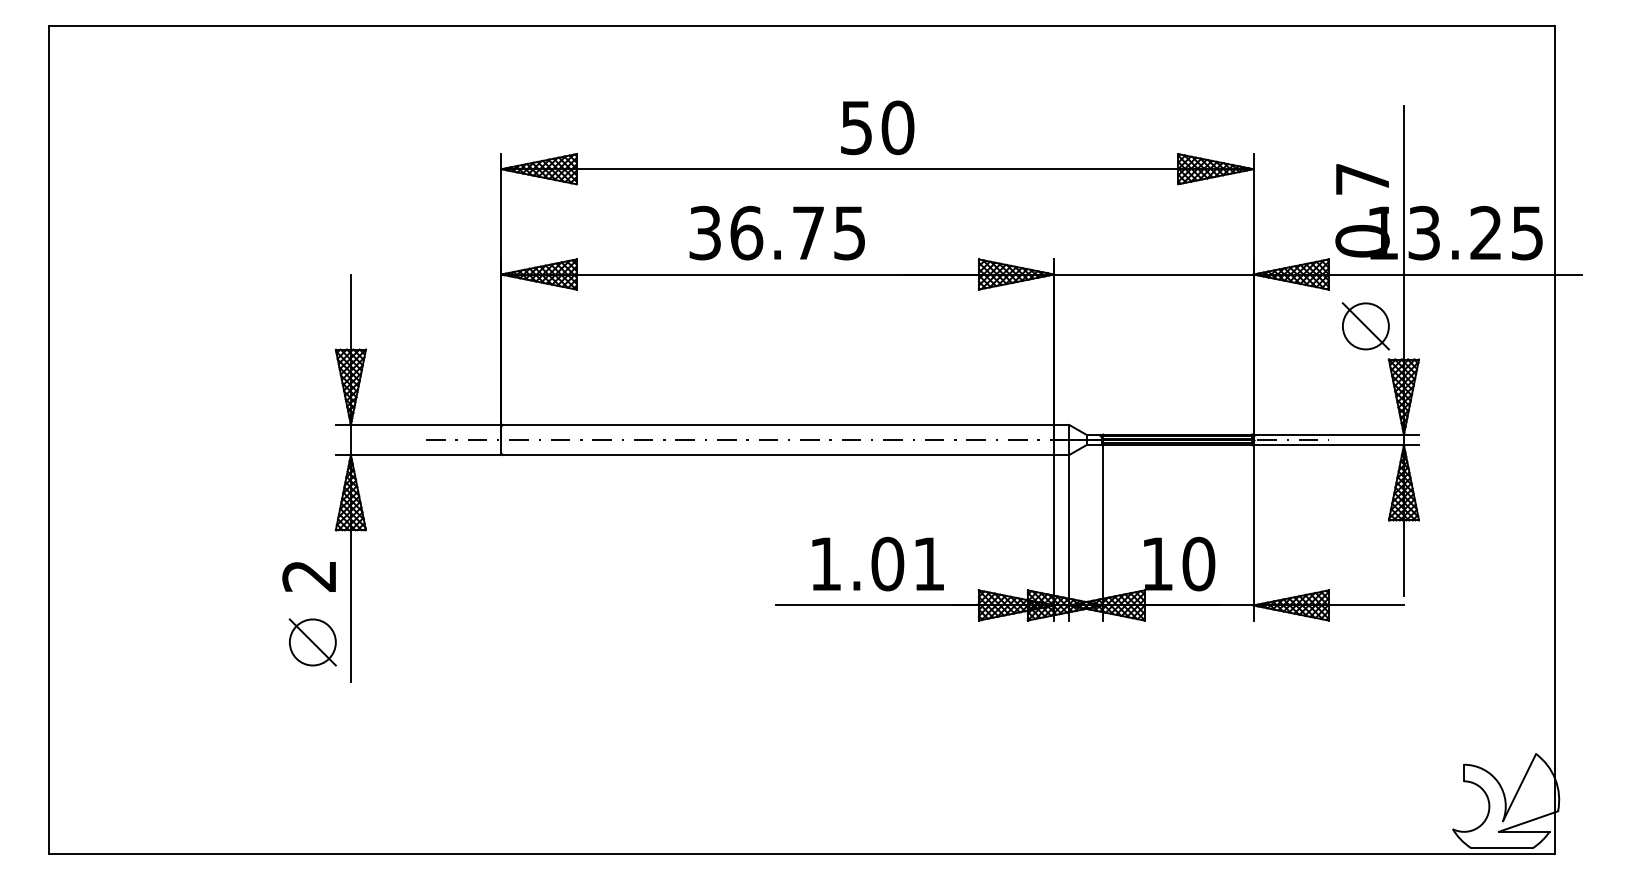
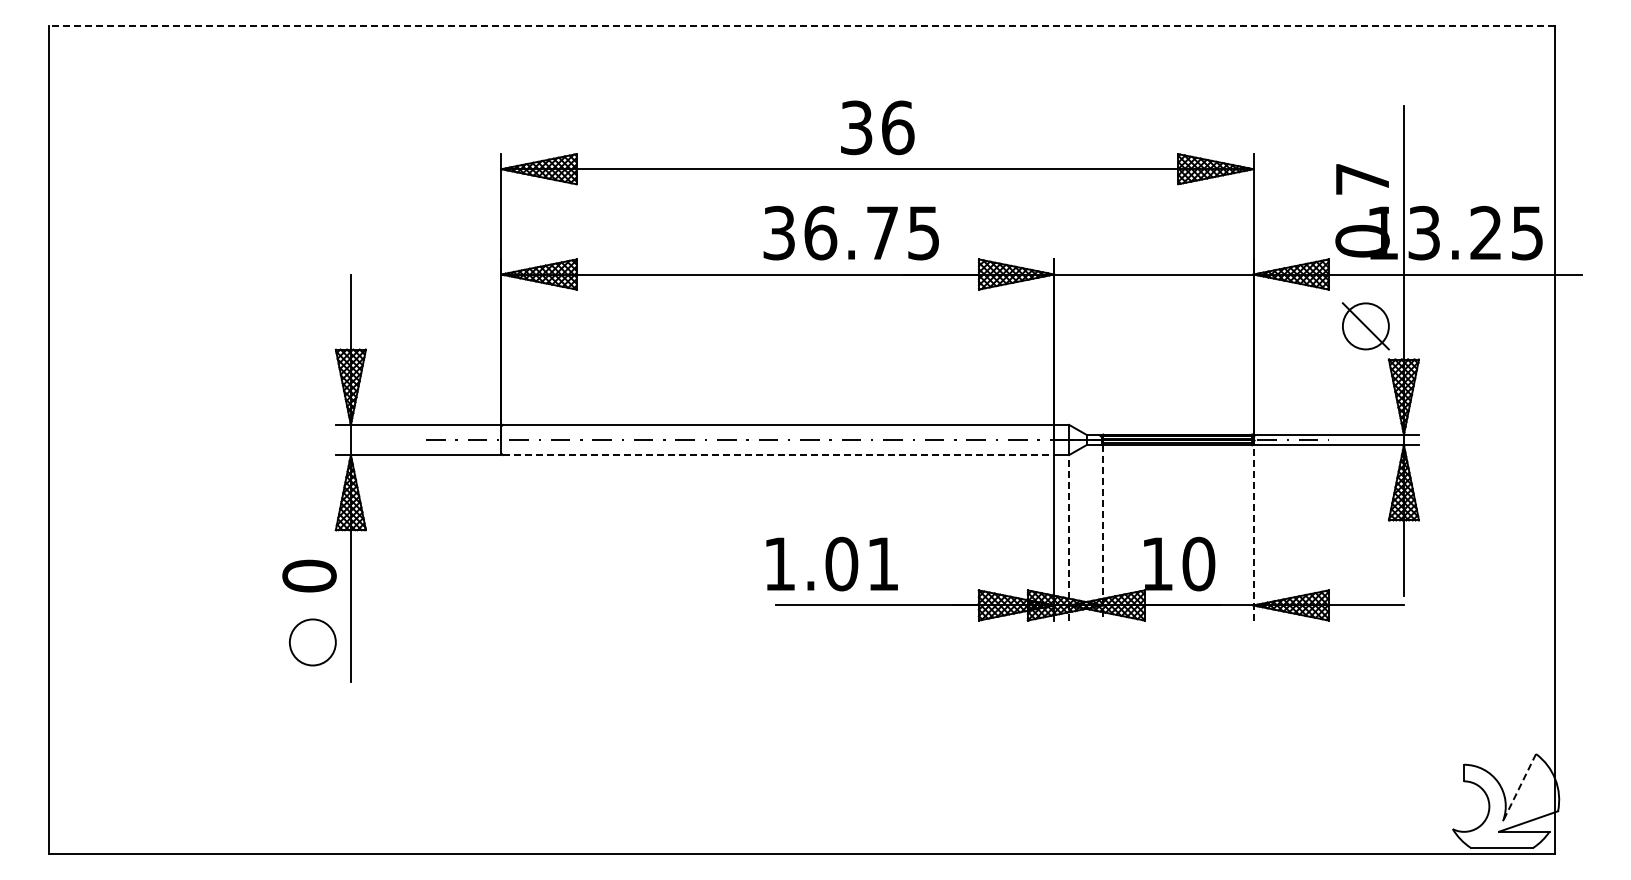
line: solid -> dashed (801, 26)
text: 50 -> 36 (877, 127)
text position: (776, 233) -> (850, 233) (850, 233)
line: solid -> dashed (778, 455)
line: solid -> dashed (1103, 532)
line: solid -> dashed (1253, 532)
line: solid -> dashed (1069, 537)
text position: (877, 563) -> (831, 563) (831, 563)
text: 2 -> 0 (309, 575)
line: present -> none (312, 642)
line: solid -> dashed (1519, 788)
